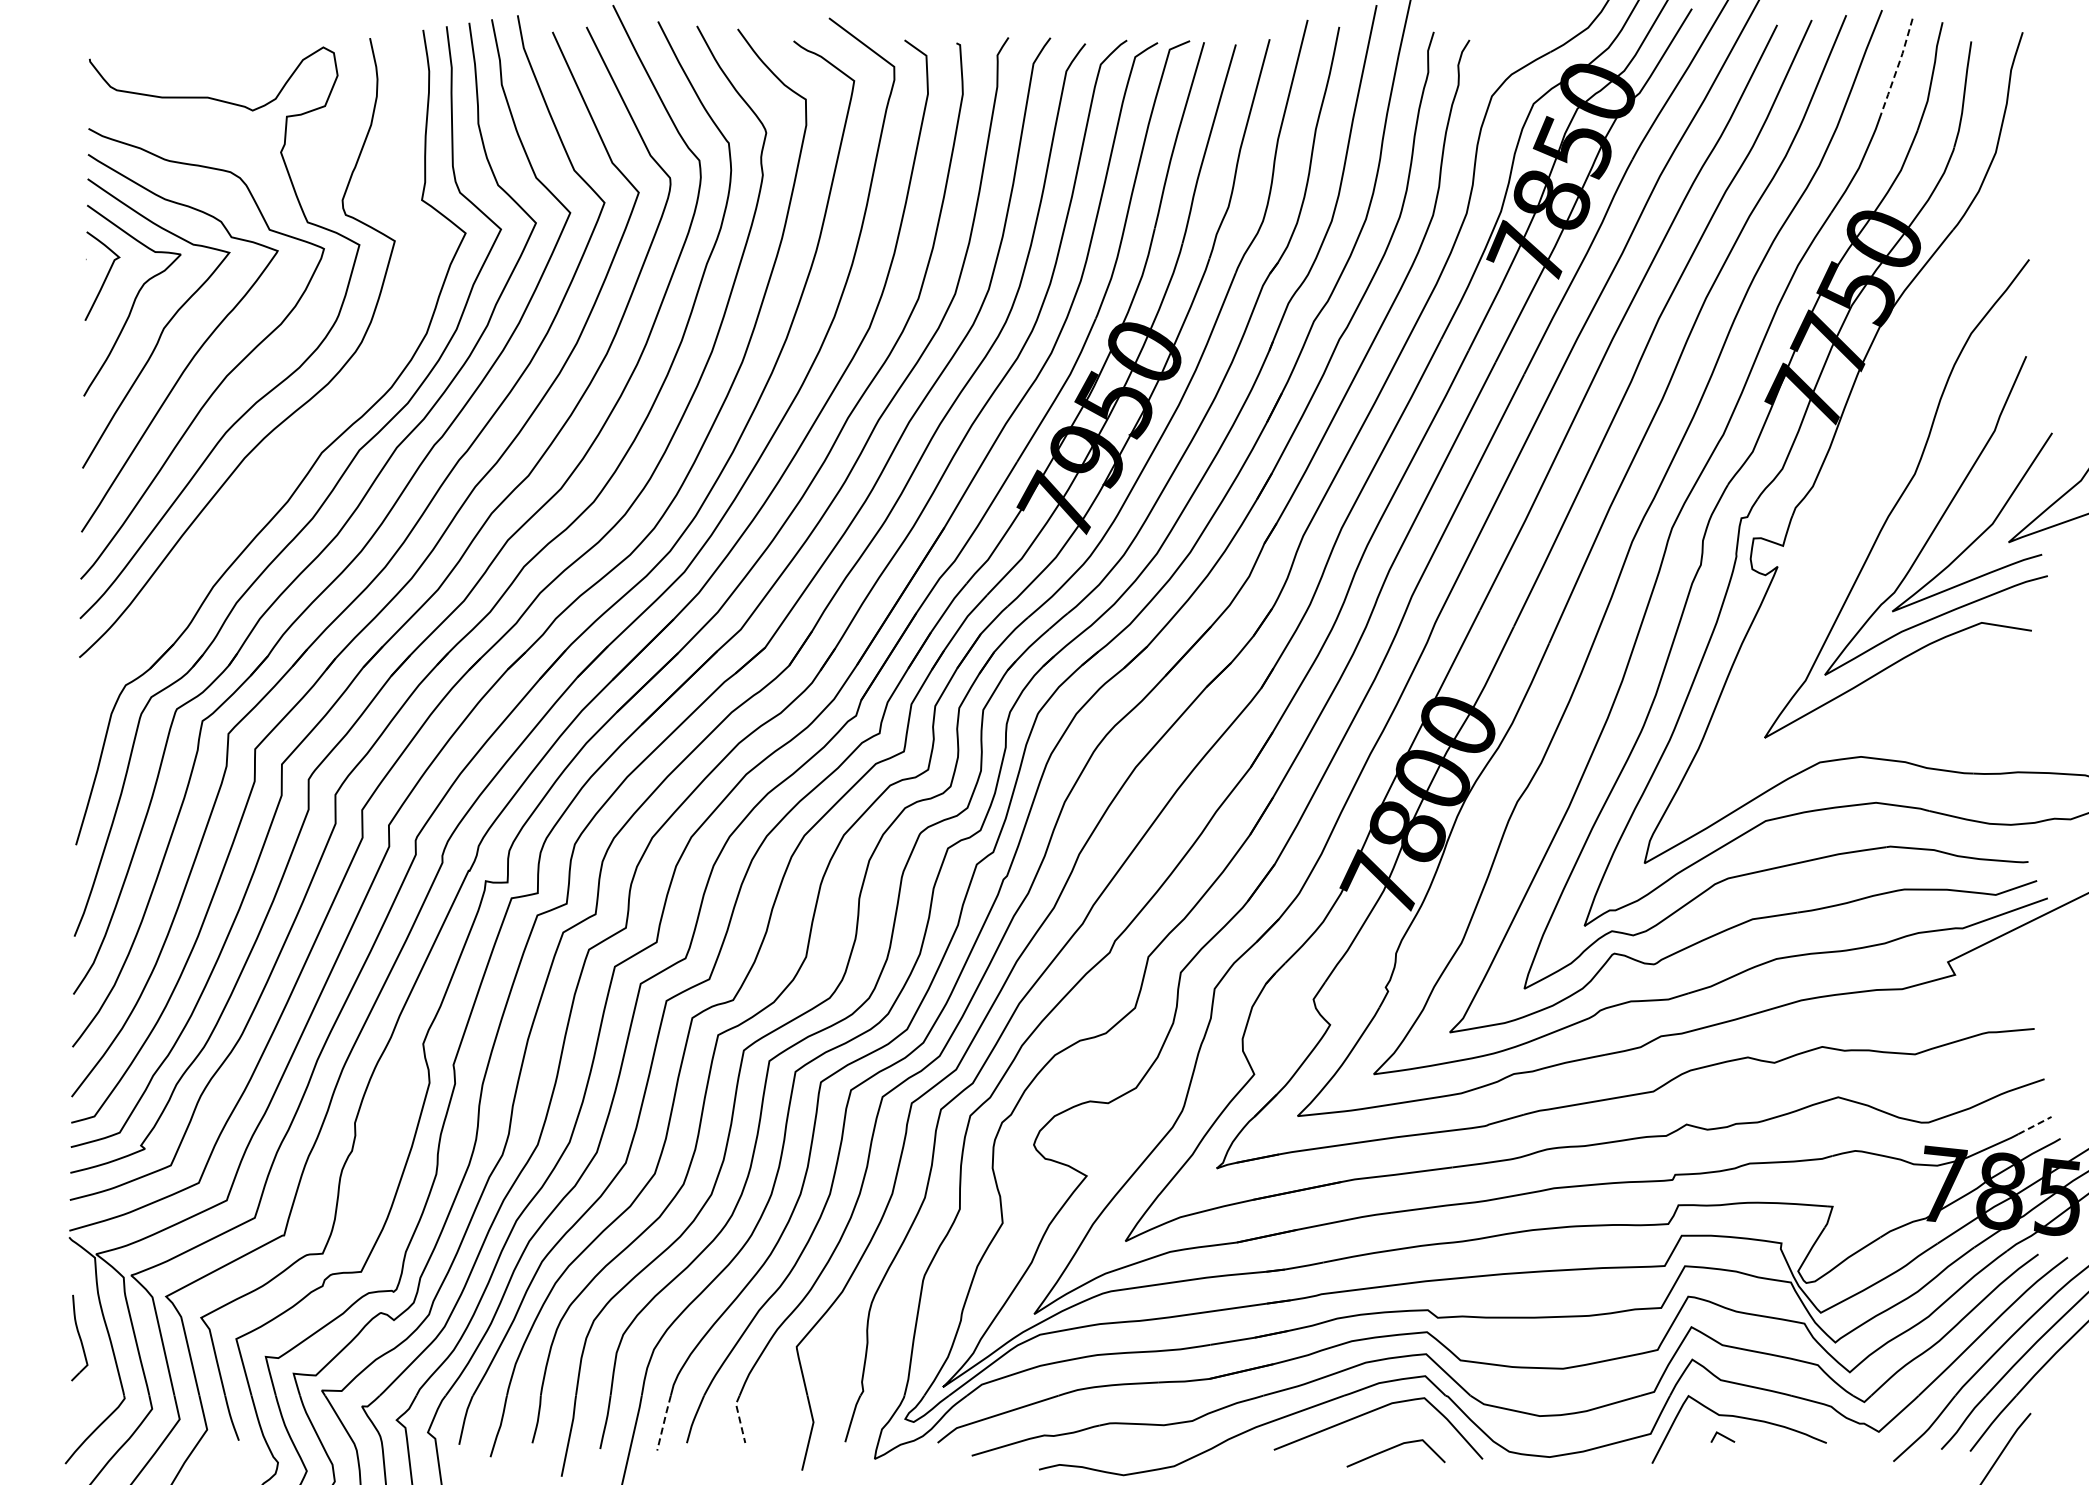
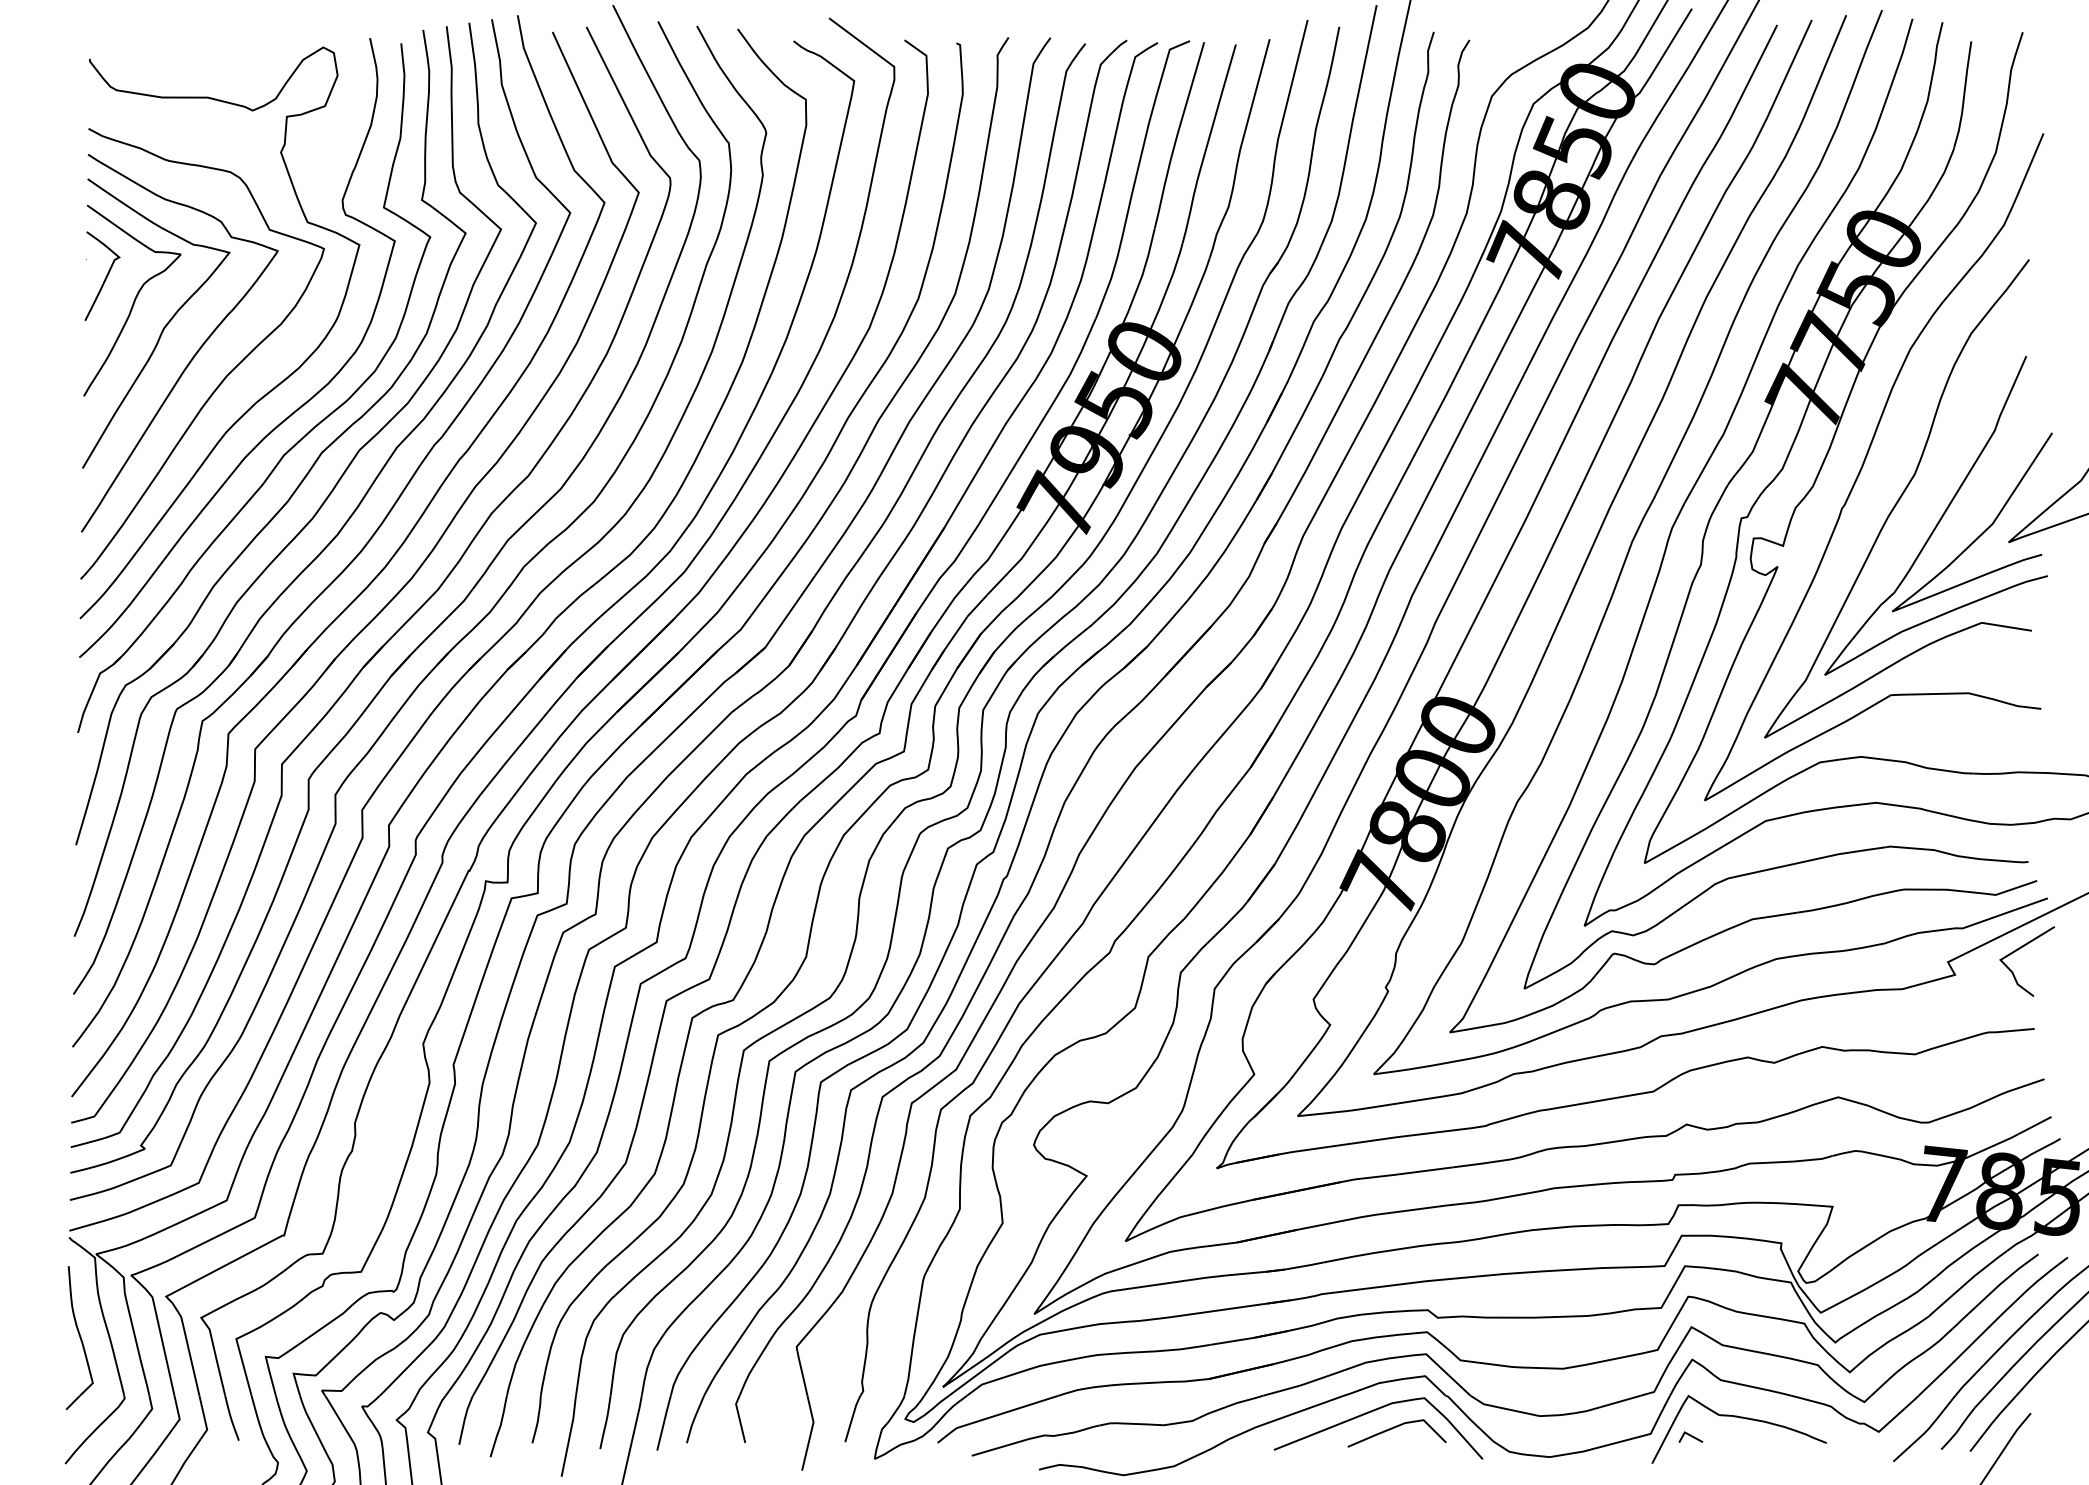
line: dashed -> solid (1898, 66)
part: none -> present (300, 438)
curve: none -> present (1864, 464)
line: none -> present (2018, 950)
line: dashed -> solid (2034, 1125)
part size: 18x88 px -> 29x144 px (79, 1337)
line: dashed -> solid (739, 1419)
line: dashed -> solid (664, 1422)
line position: (1722, 1436) -> (1690, 1436) (1690, 1436)
line position: (1393, 1448) -> (1394, 1428) (1394, 1428)
